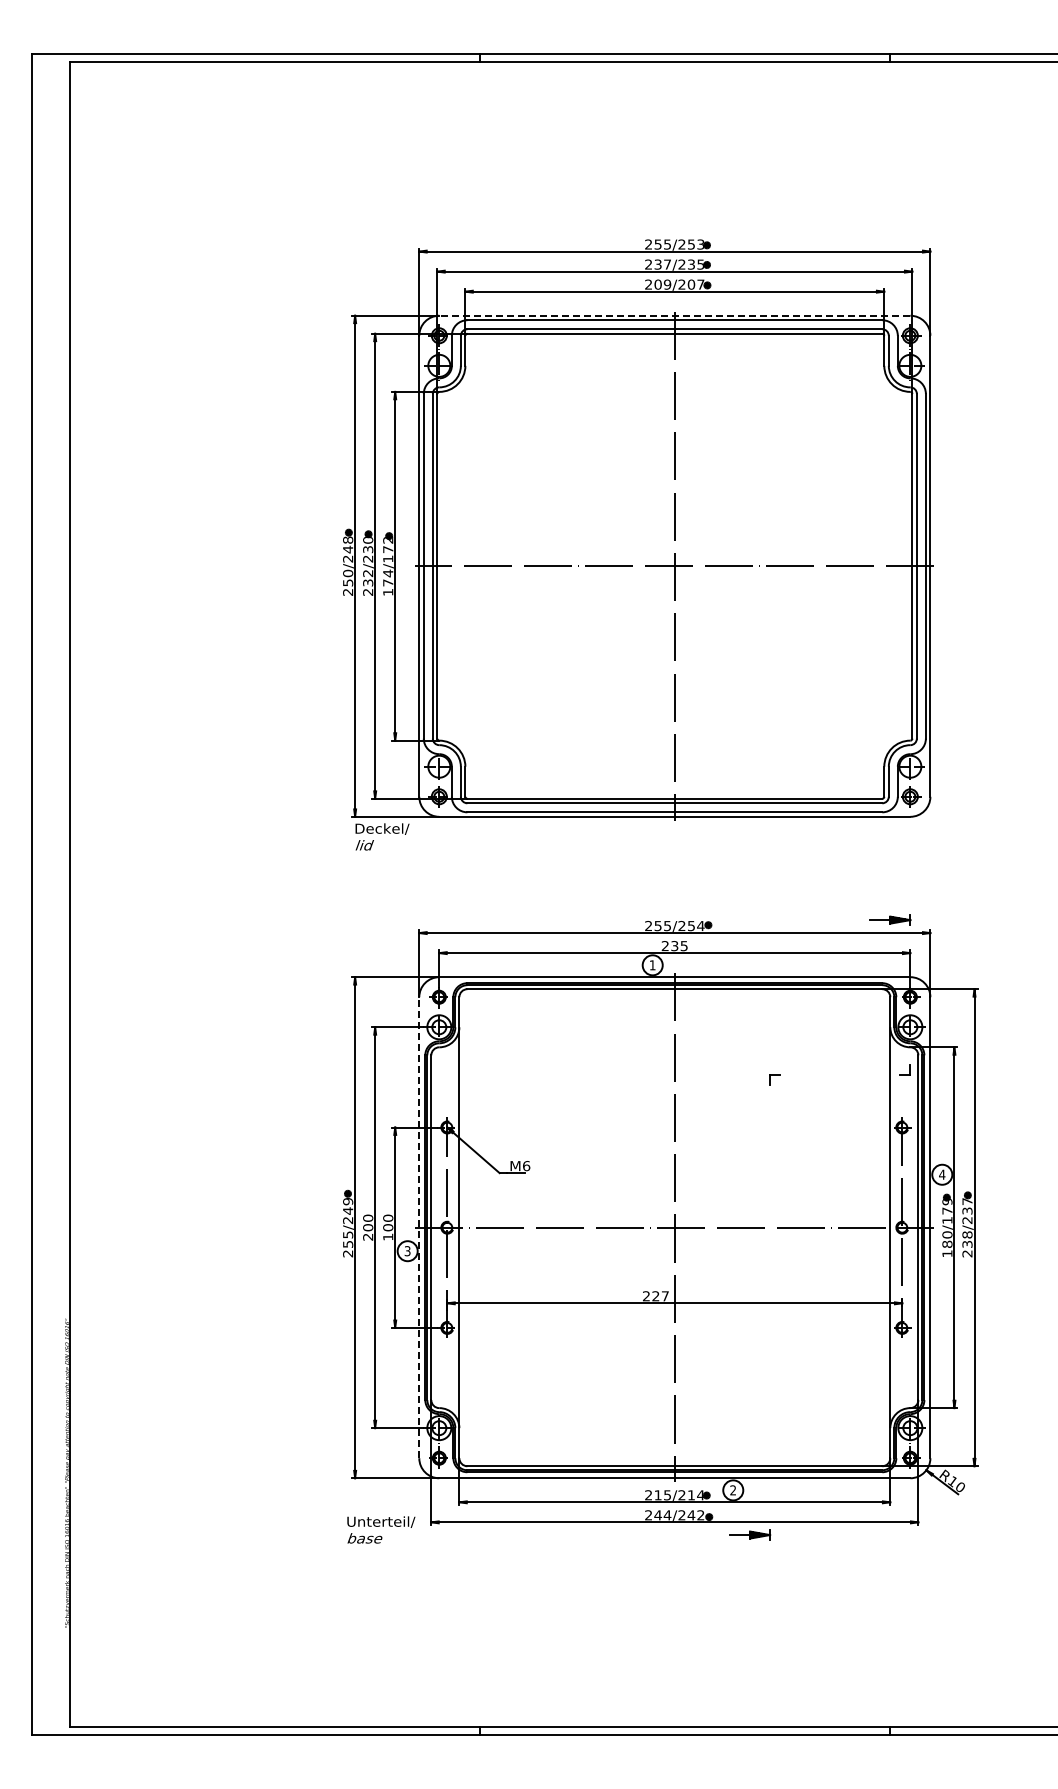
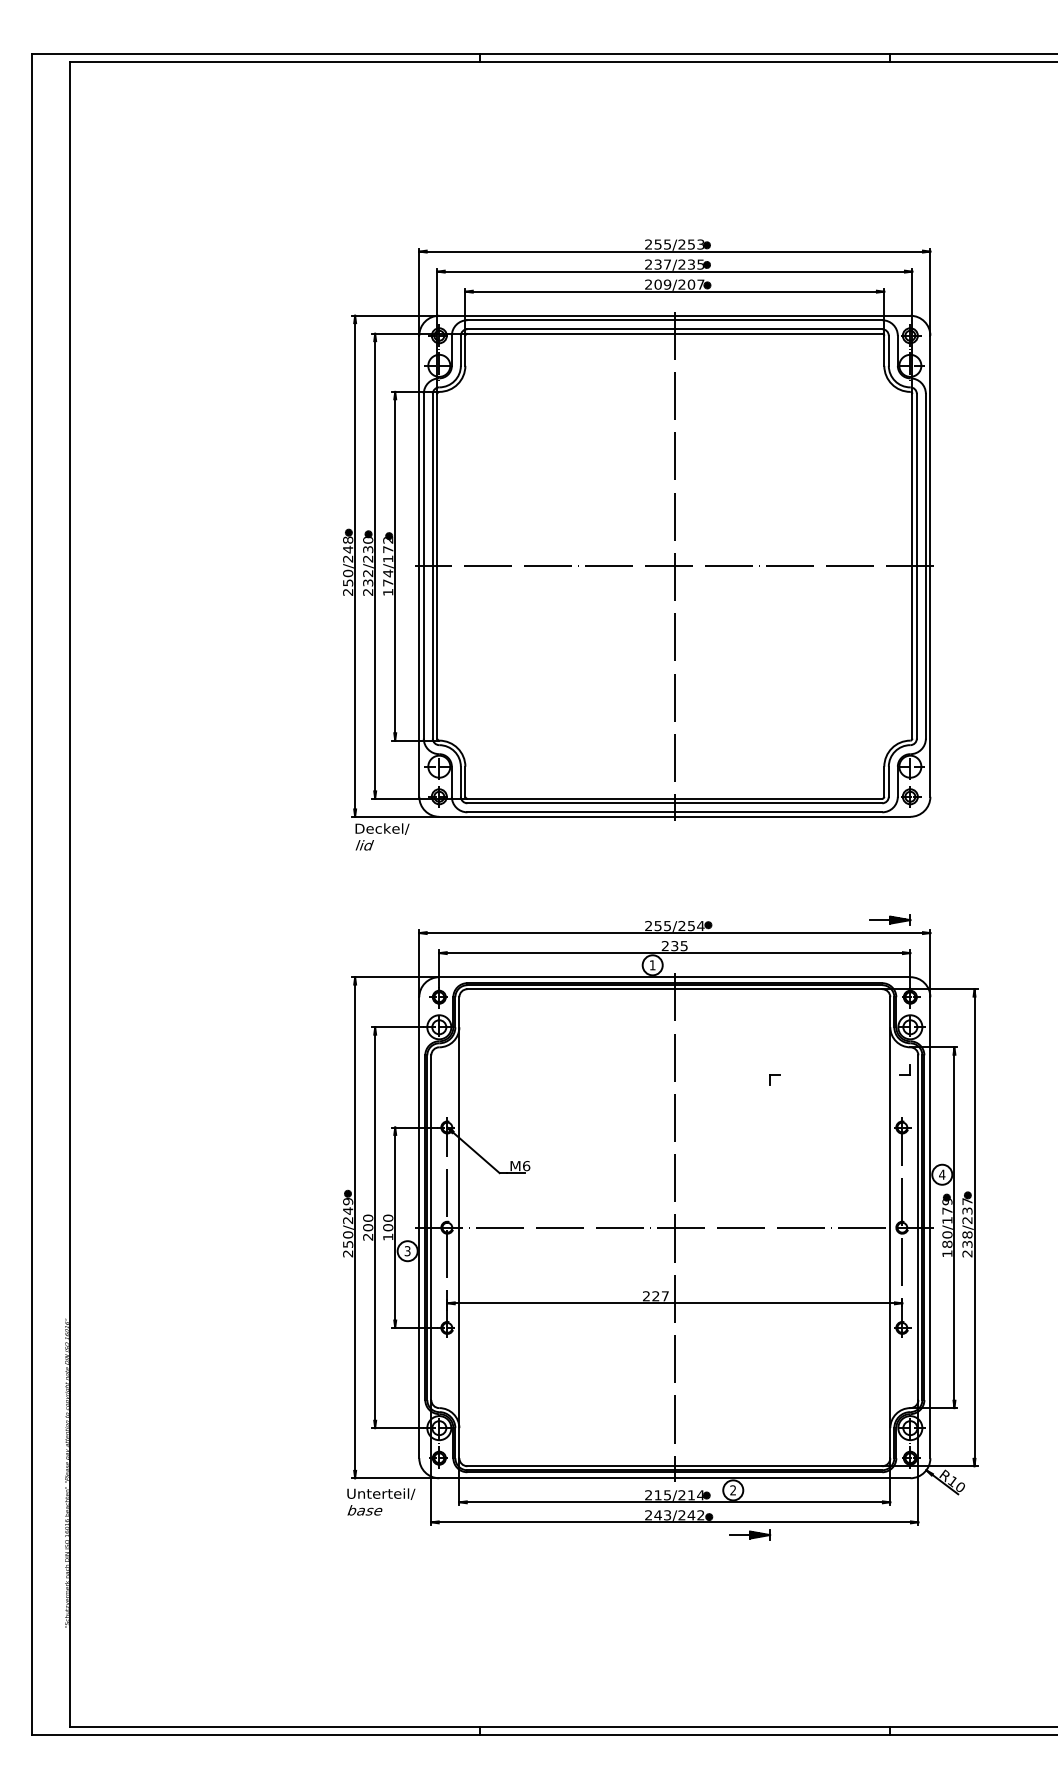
line: dashed -> solid (674, 315)
line: dashed -> solid (419, 1227)
text: 255/249 -> 250/249 (348, 1234)
text: 244/242 -> 243/242 (667, 1515)
text position: (381, 1529) -> (381, 1501) (381, 1501)
